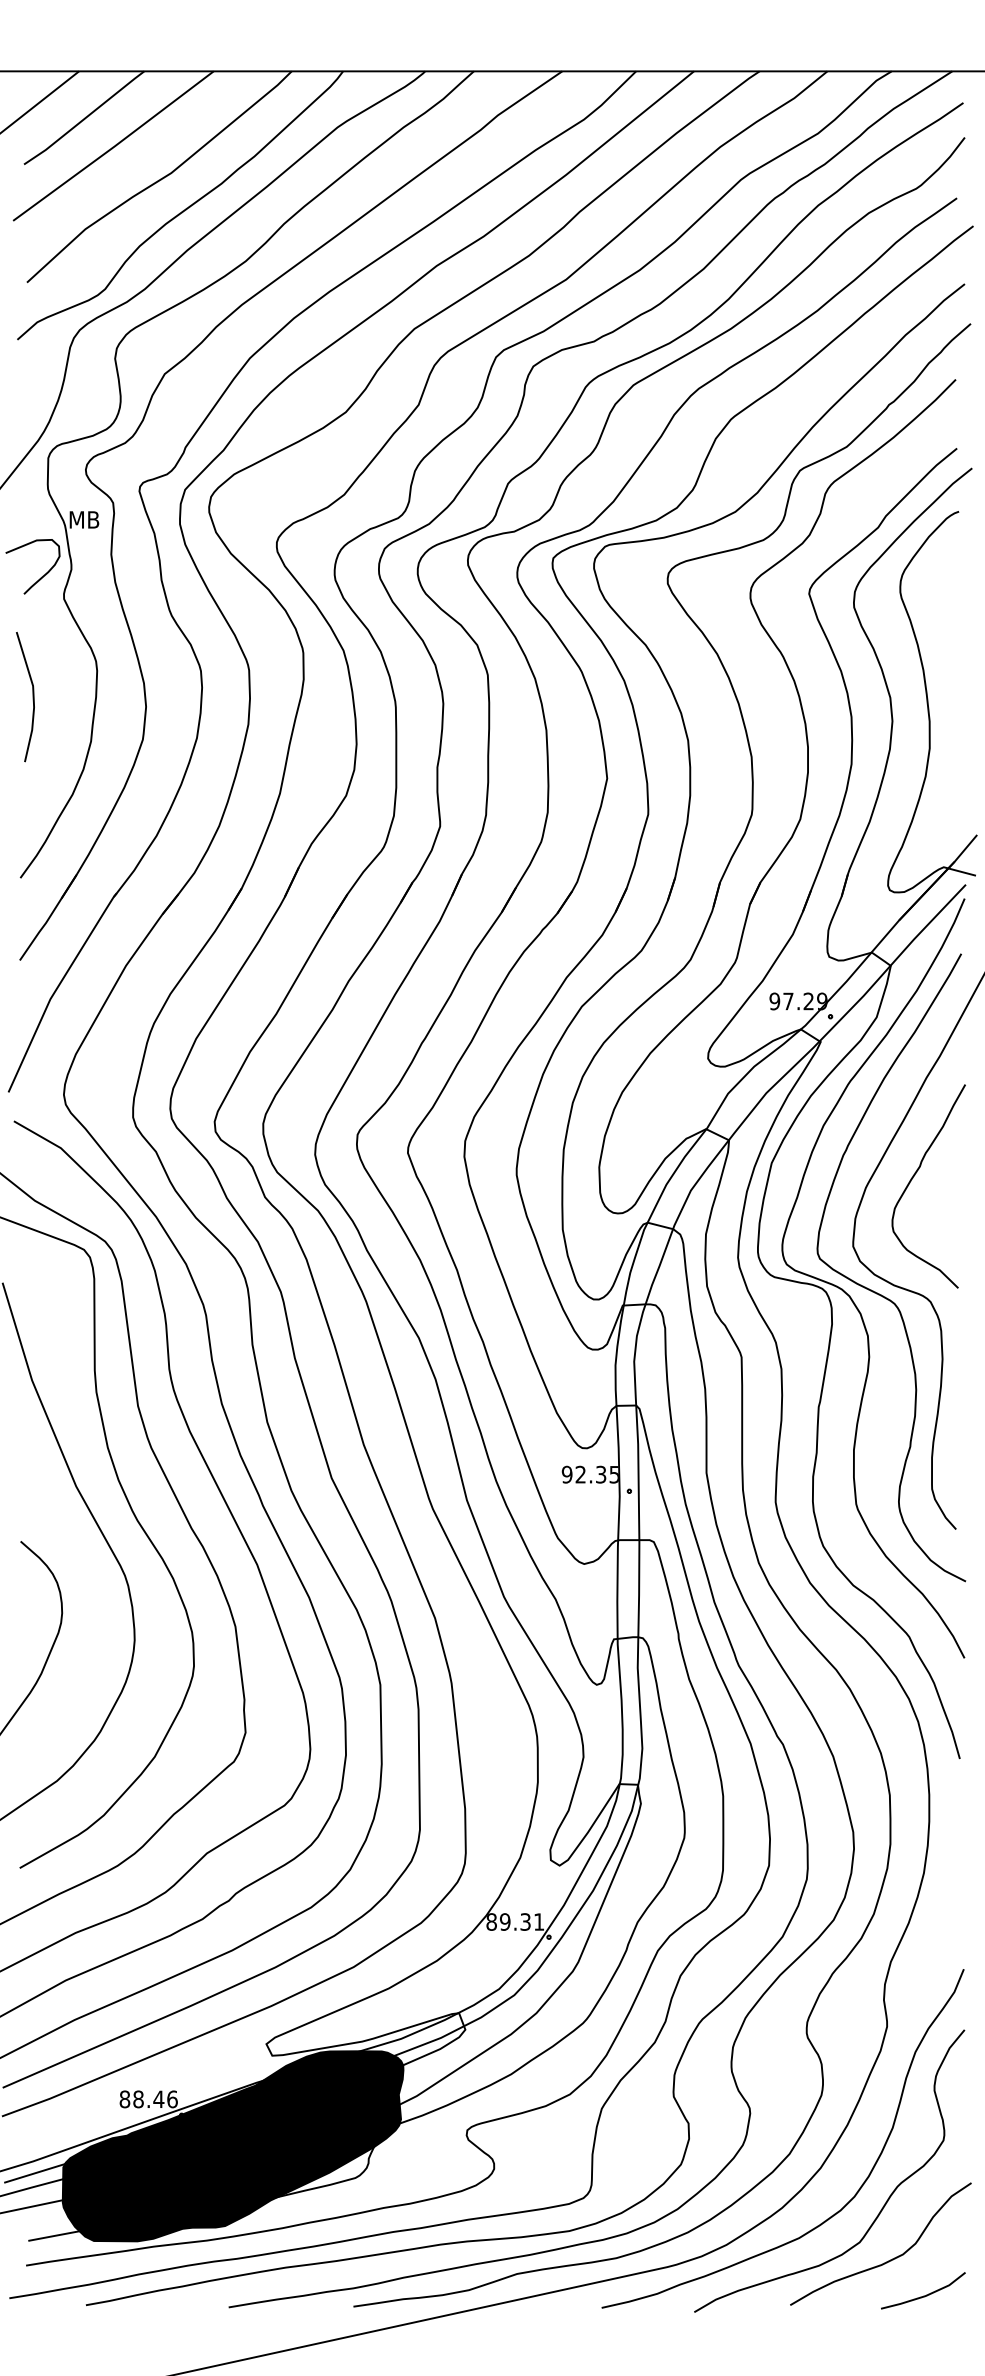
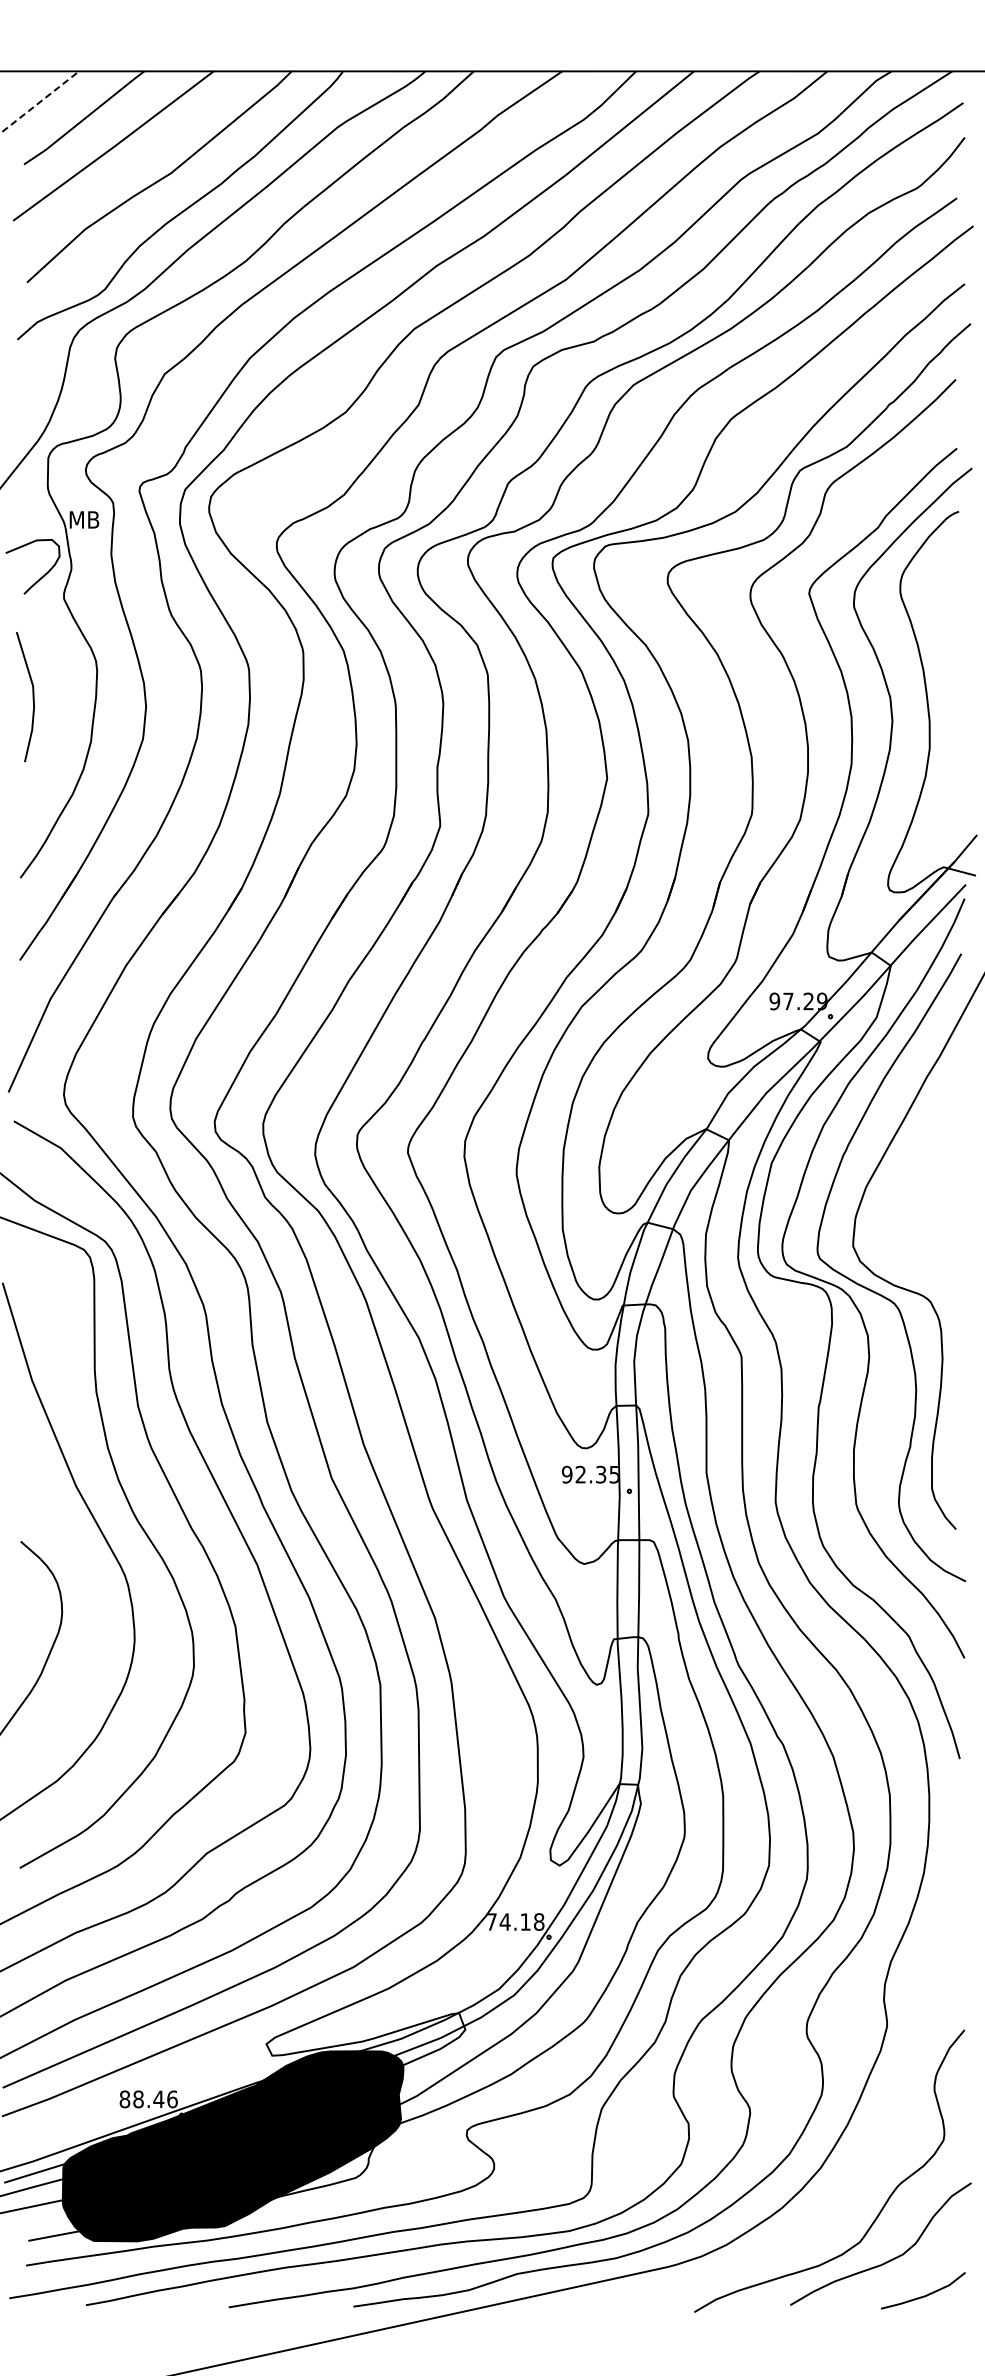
line: solid -> dashed (39, 102)
curve: present -> none (913, 1178)
text: 89.31 -> 74.18 (515, 1921)
curve: present -> none (854, 2194)
